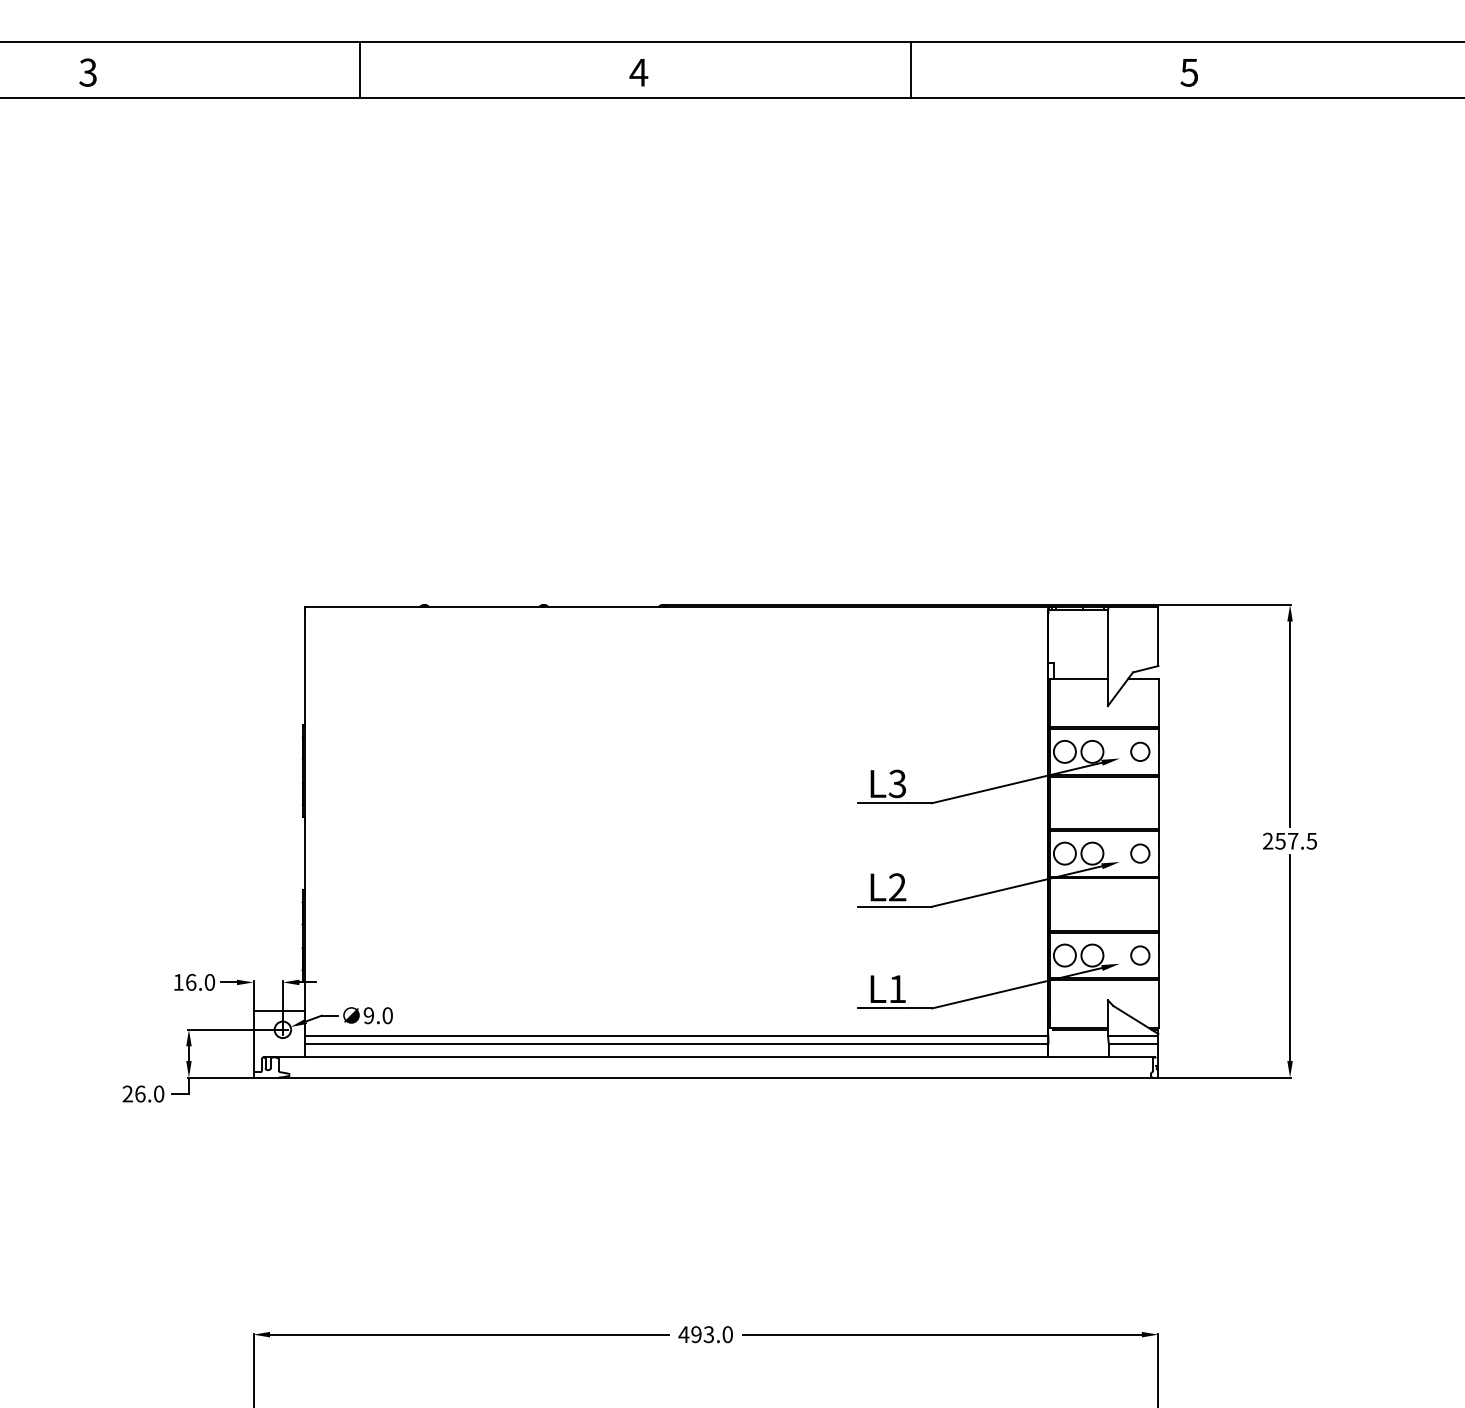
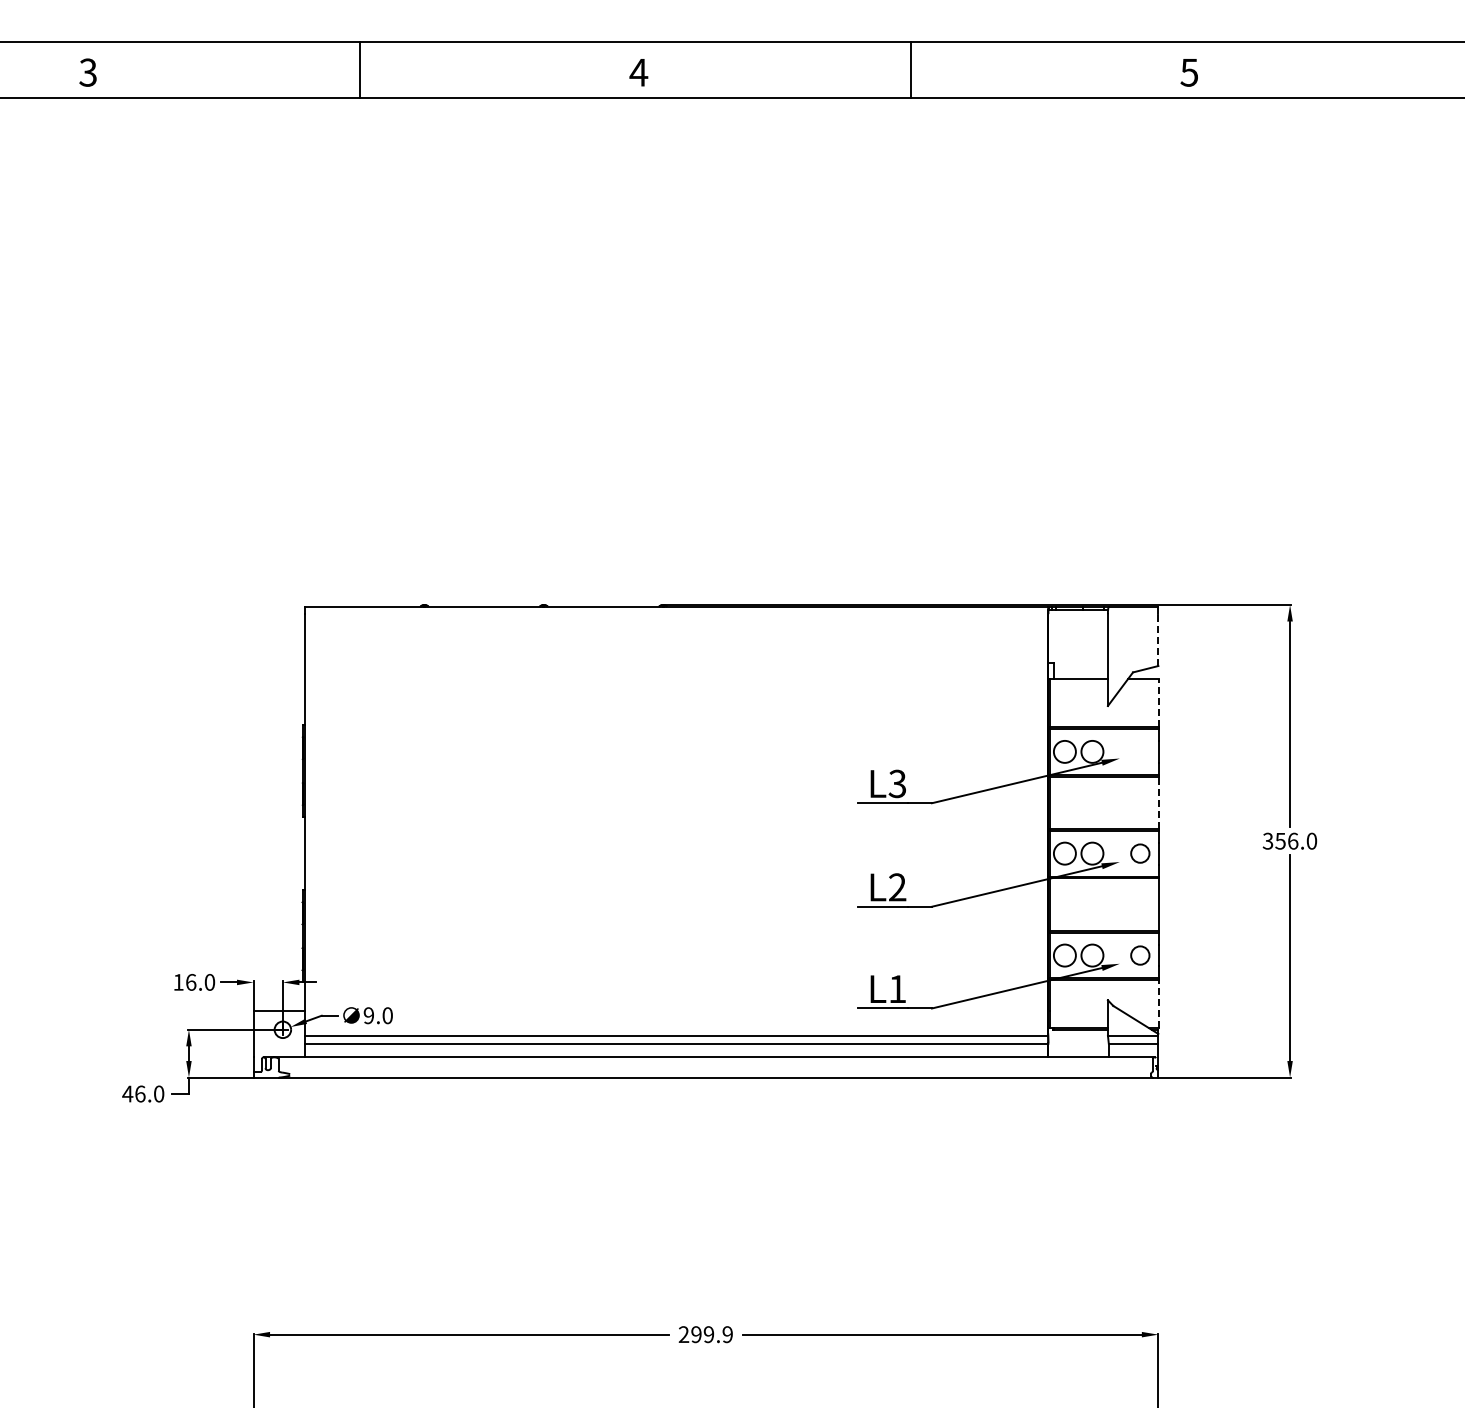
line: solid -> dashed (1158, 640)
line: solid -> dashed (1158, 703)
circle: present -> none (1140, 751)
line: solid -> dashed (1158, 802)
text: 257.5 -> 356.0 (1289, 840)
line: solid -> dashed (1158, 1004)
text: 26.0 -> 46.0 (127, 1093)
text: 493.0 -> 299.9 (705, 1334)
